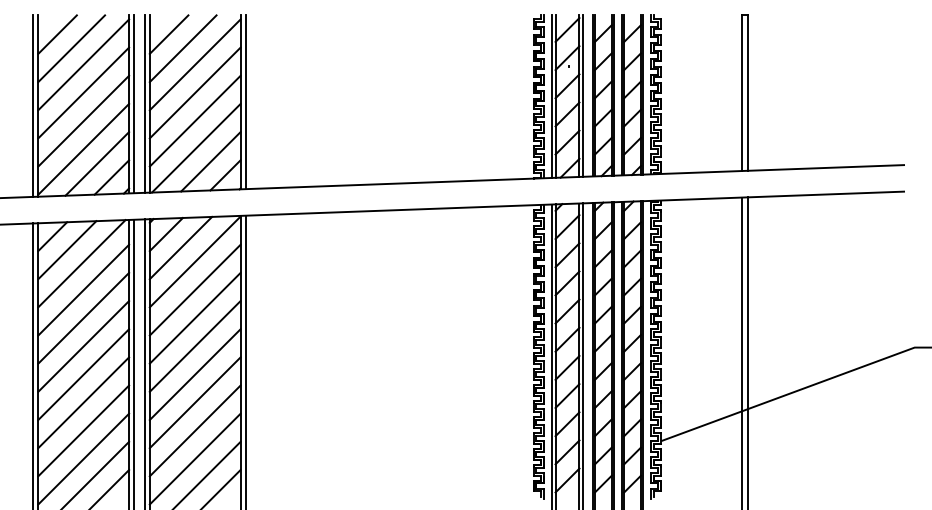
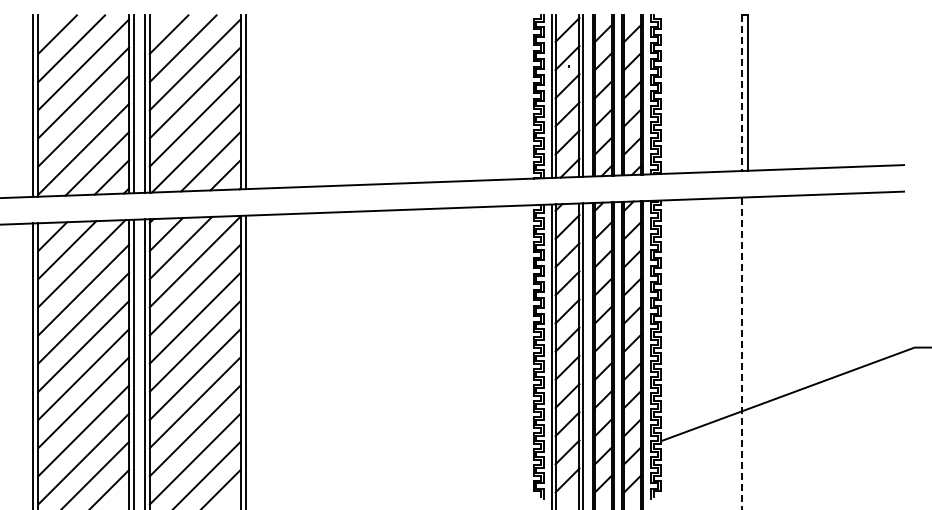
line: solid -> dashed (741, 93)
line: present -> none (747, 351)
line: solid -> dashed (741, 353)
